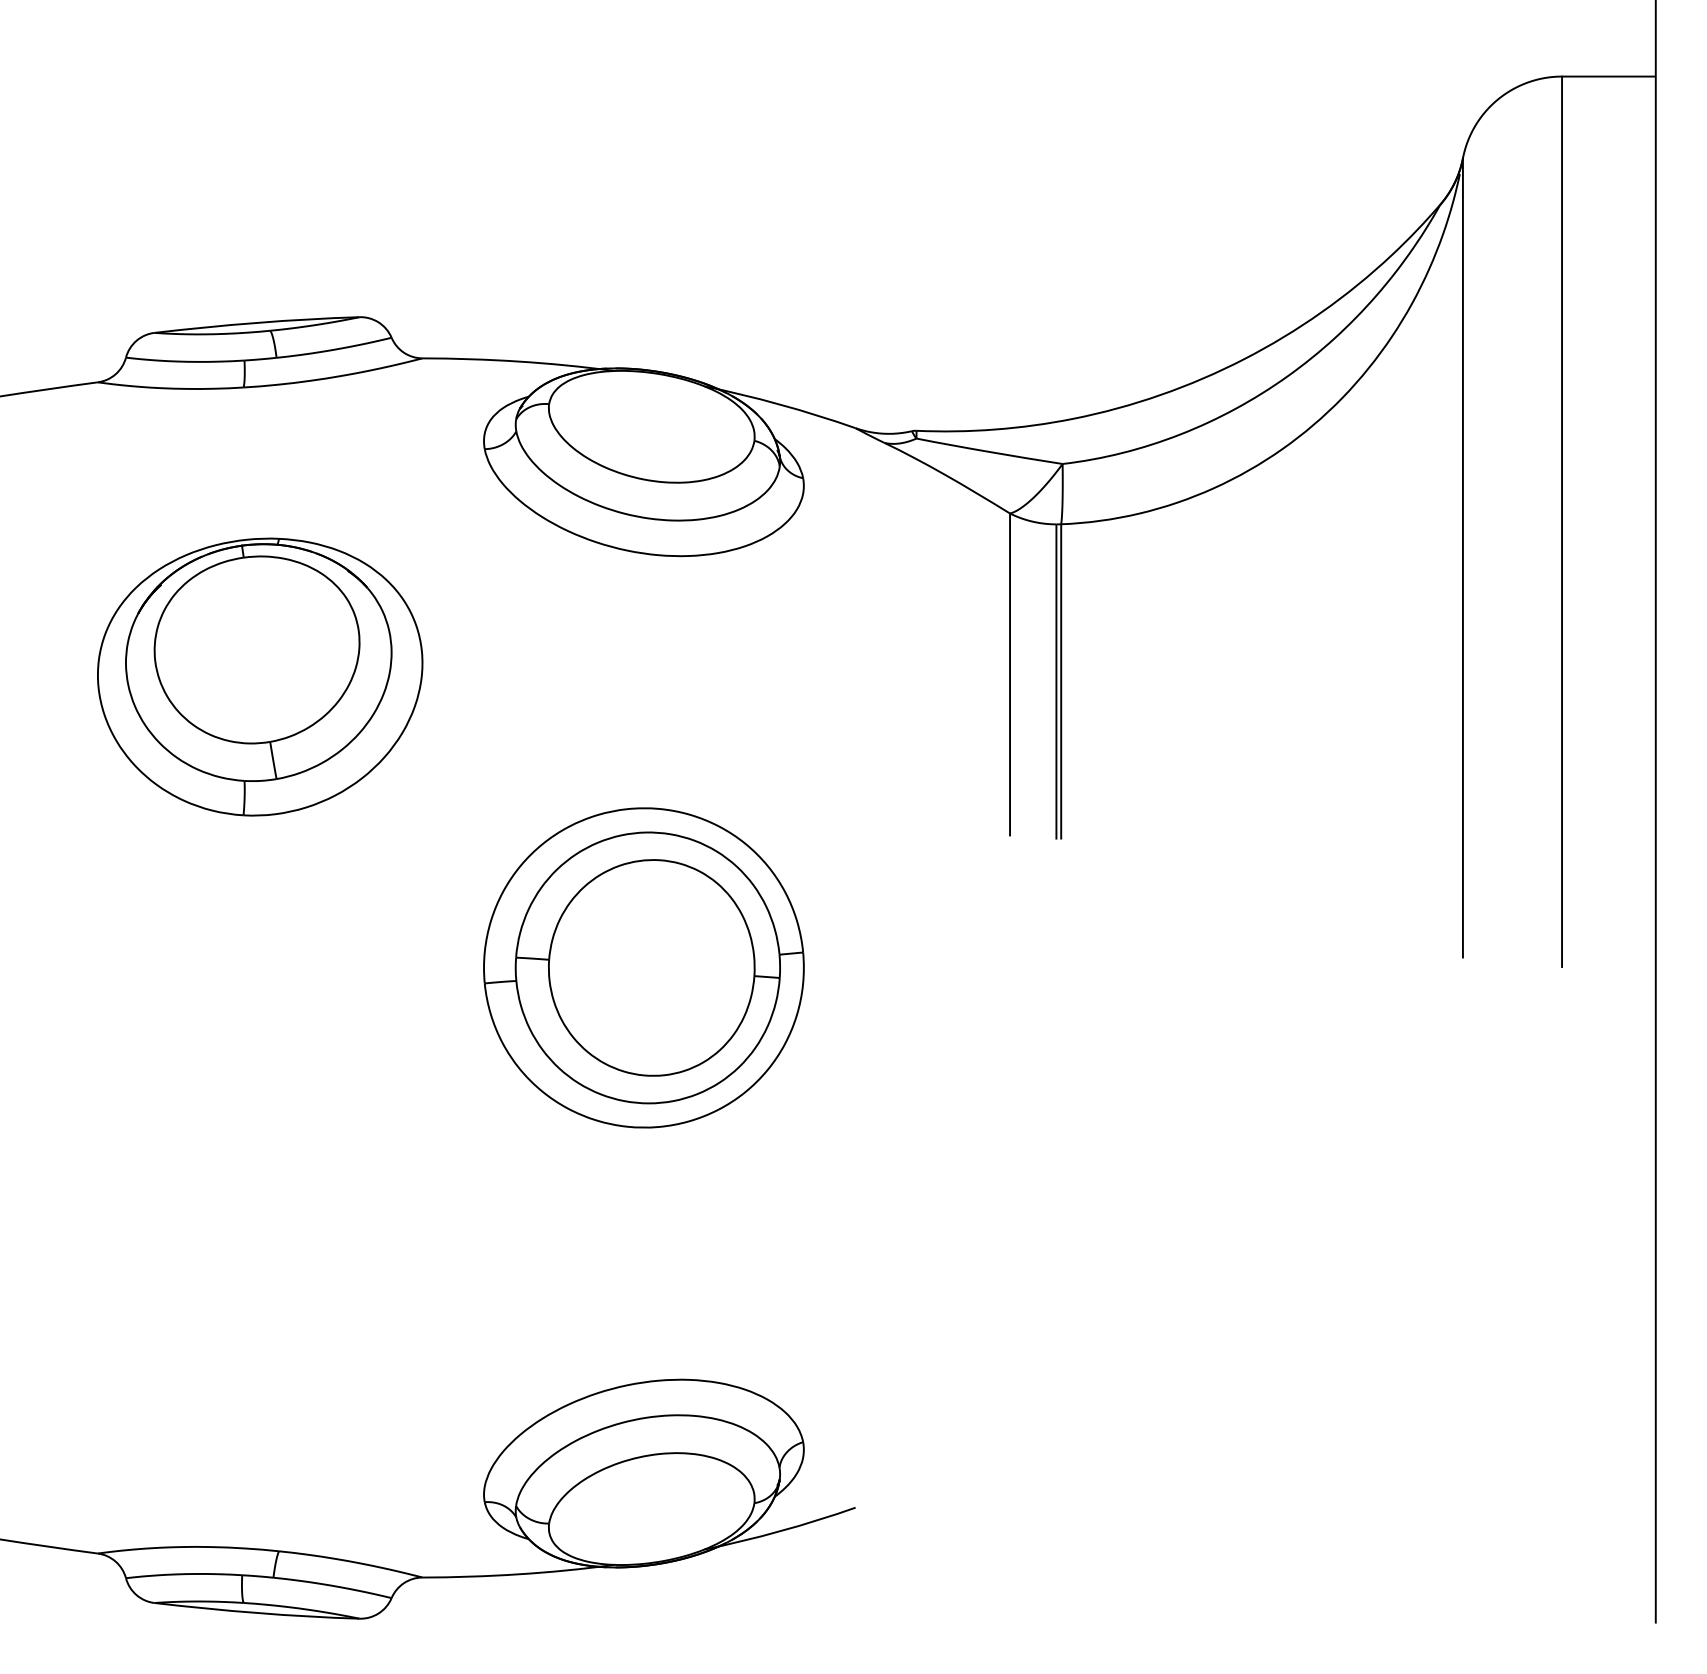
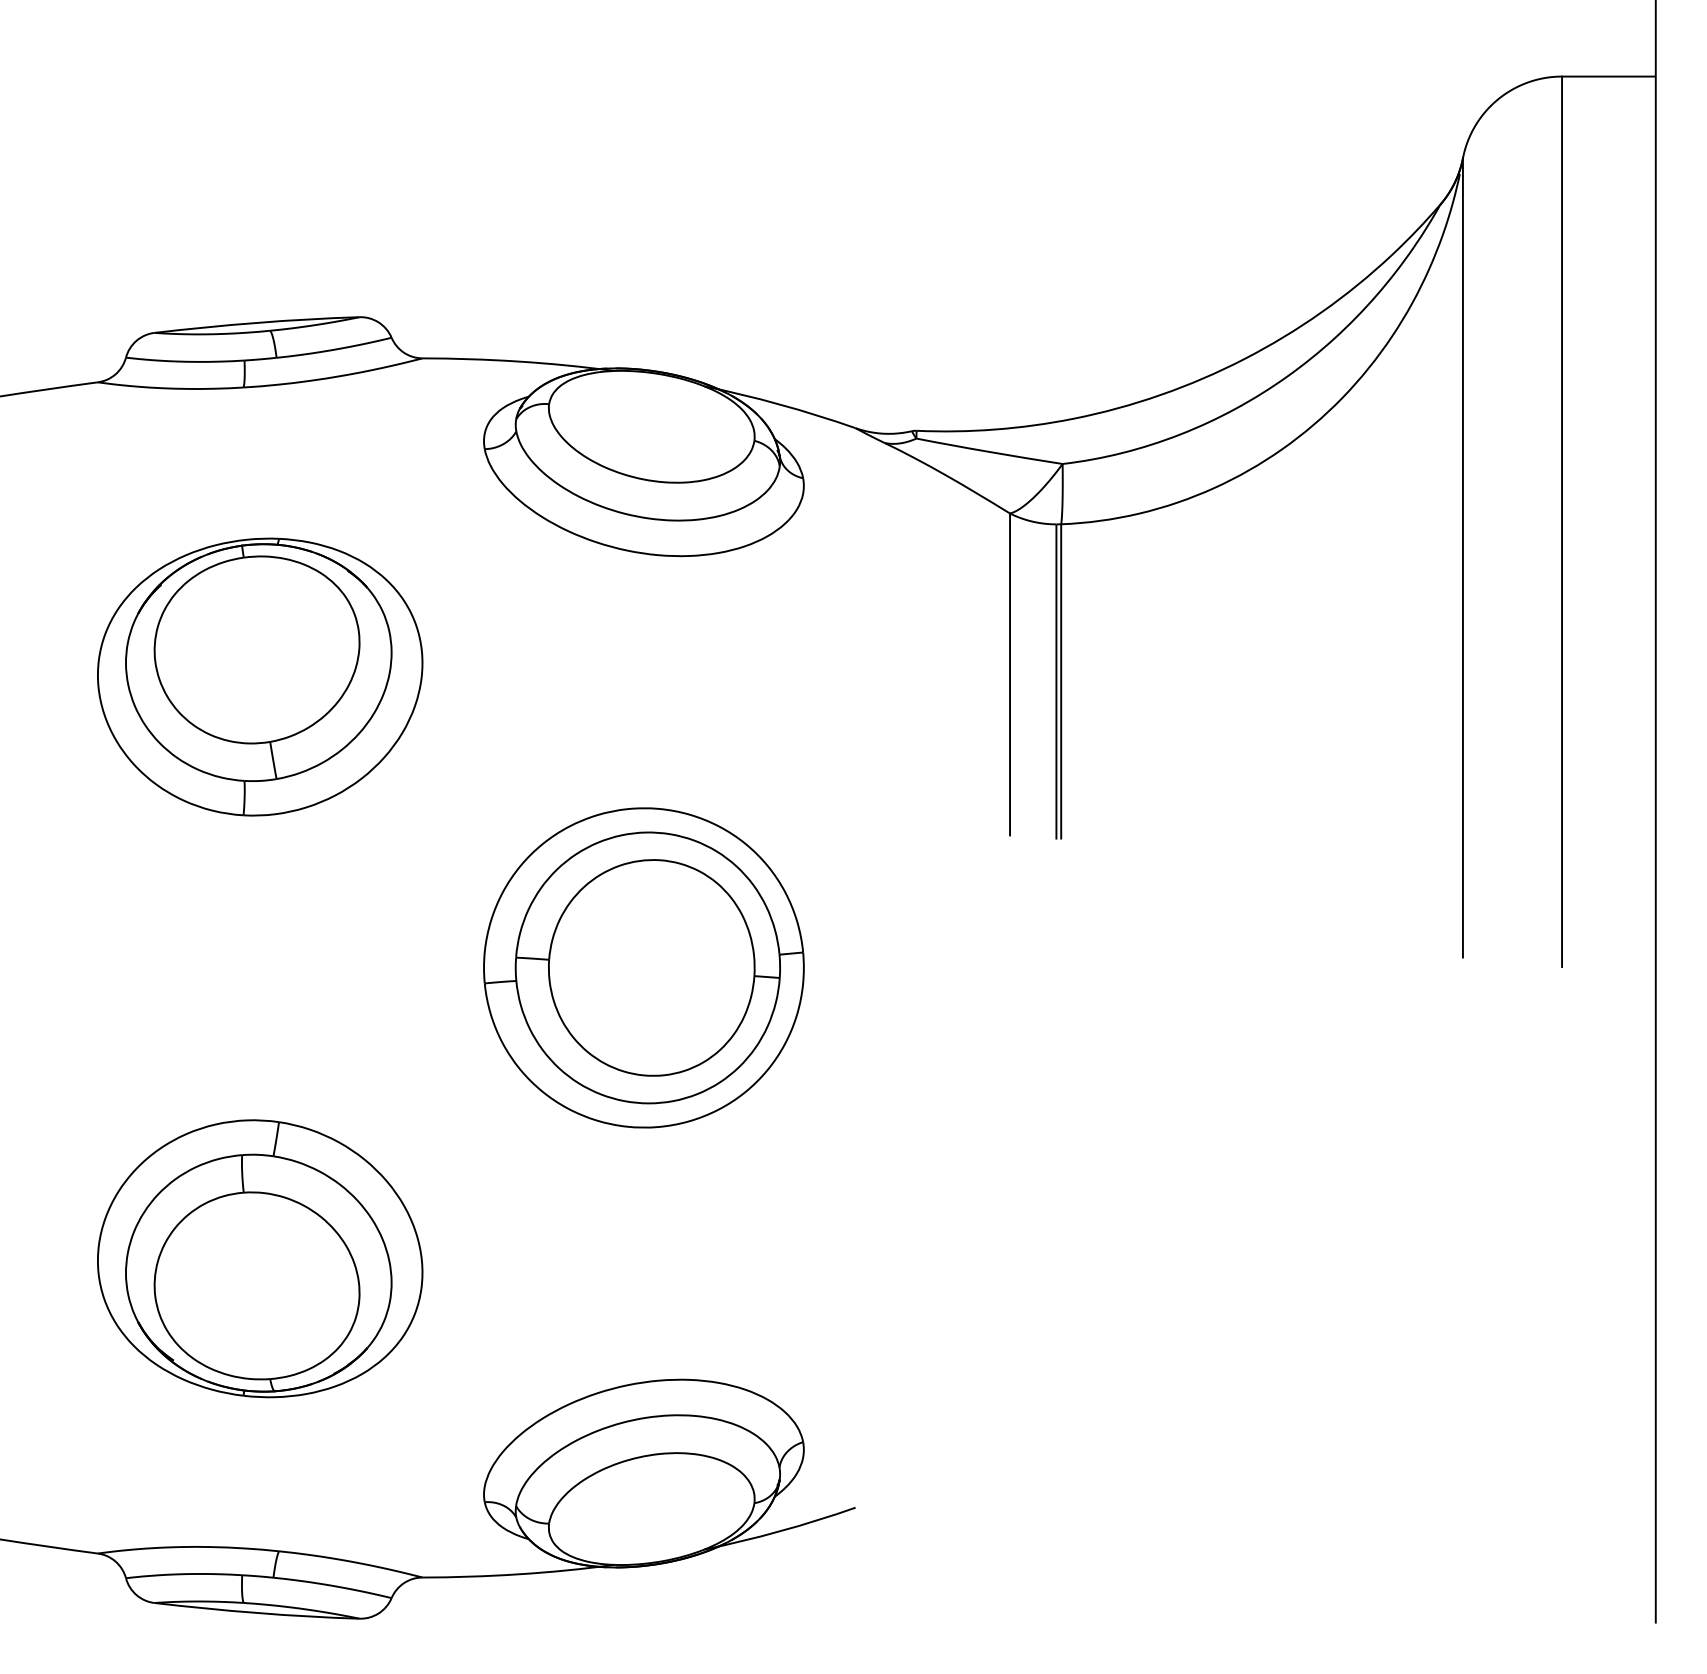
part: none -> present (260, 1258)
